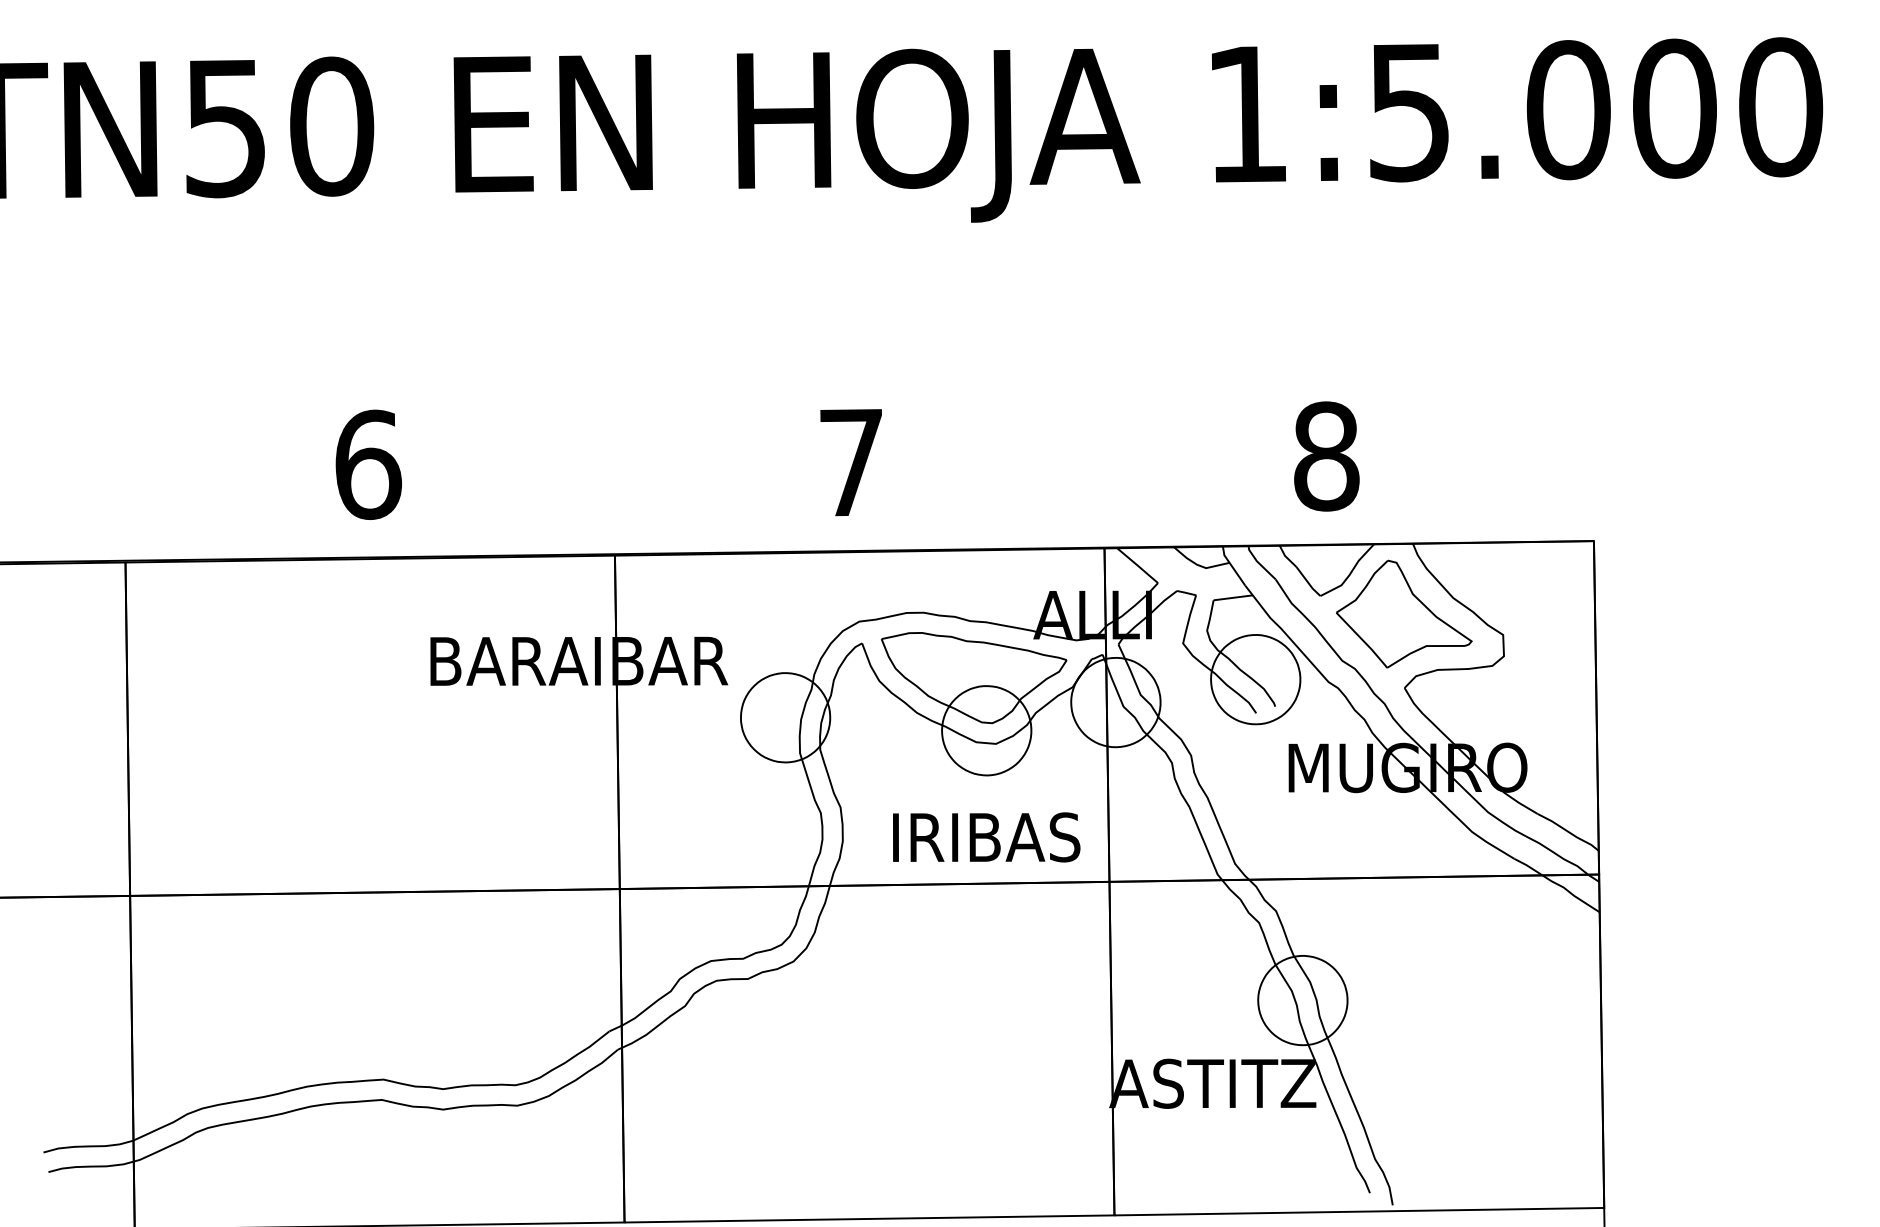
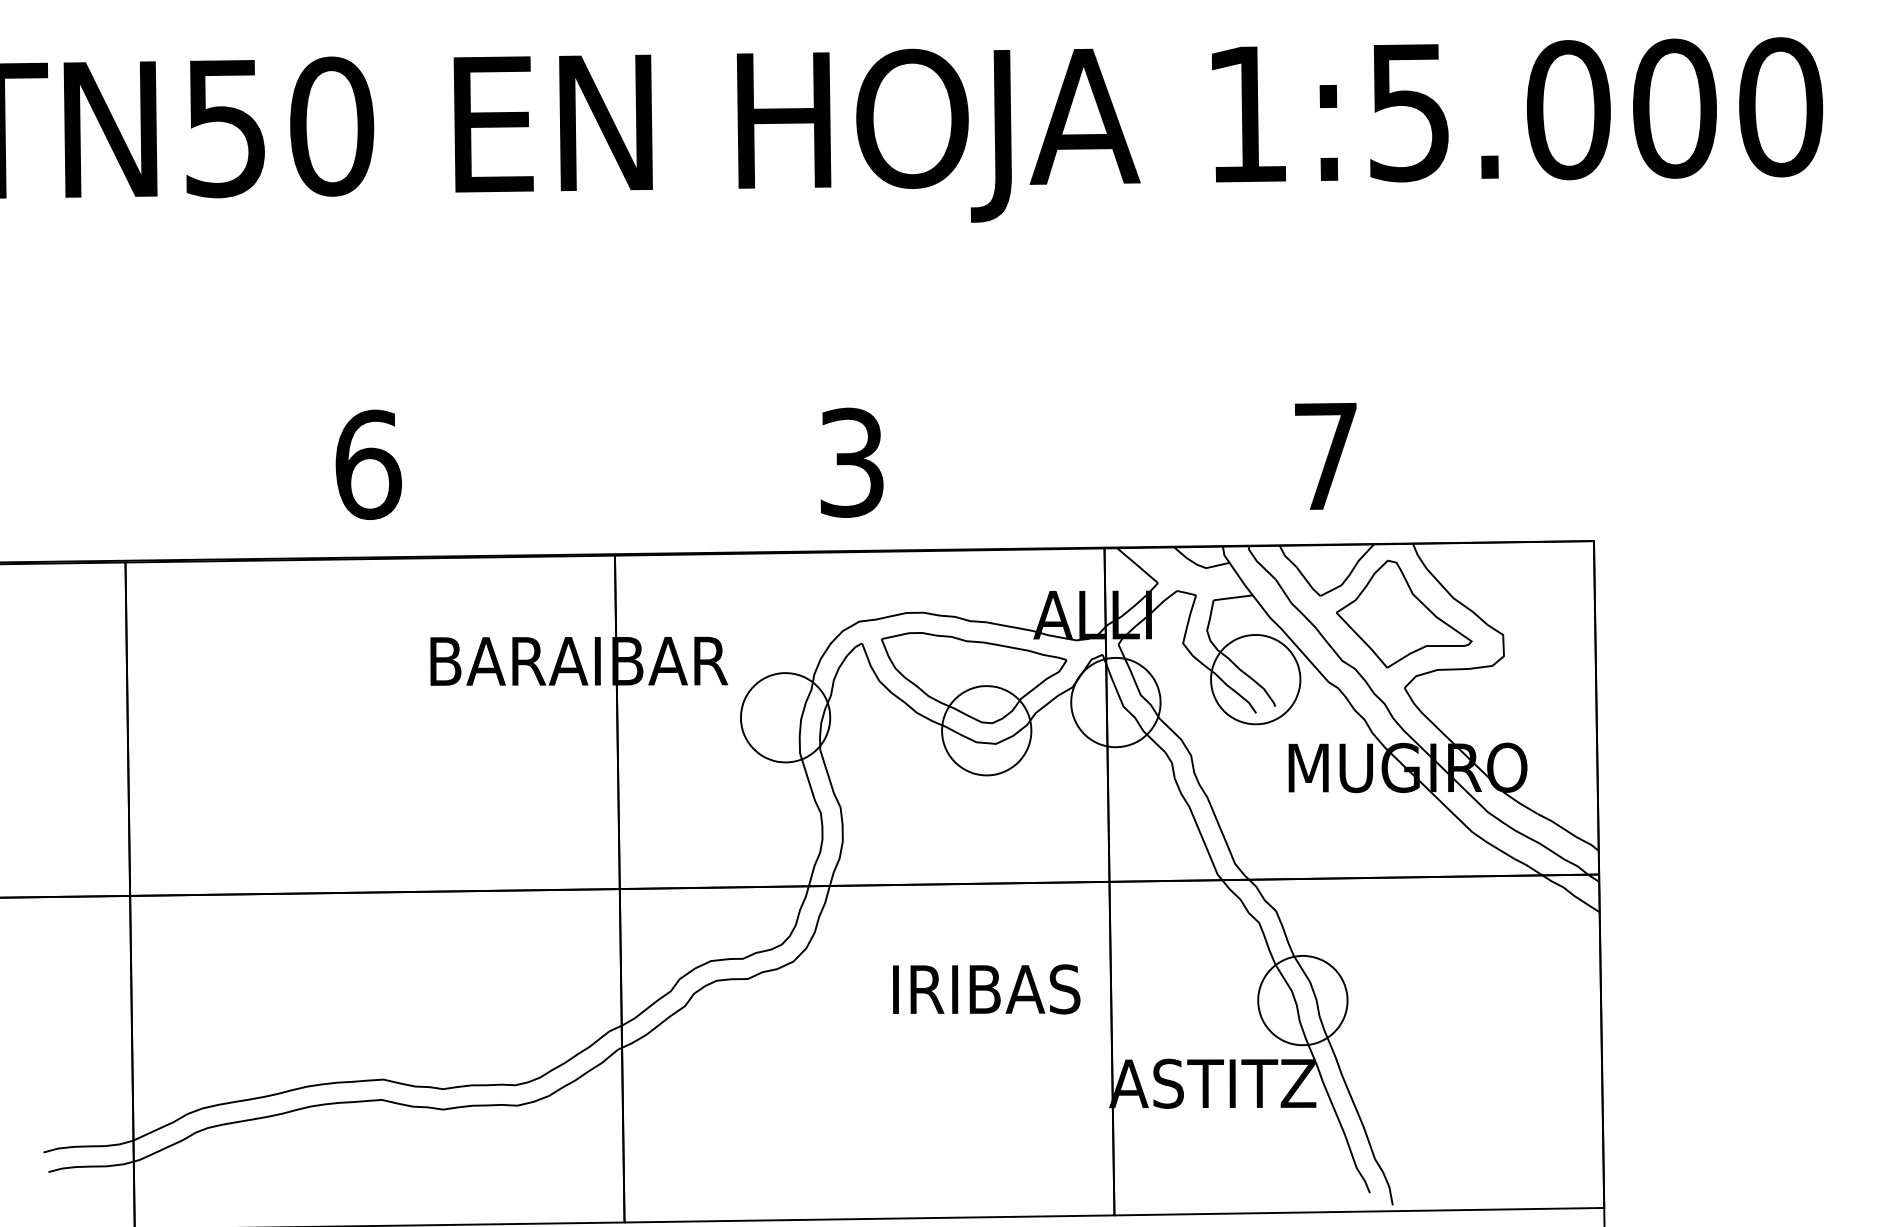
text: 8 -> 7 (1326, 456)
text: 7 -> 3 (851, 462)
text position: (986, 837) -> (986, 989) (986, 989)
